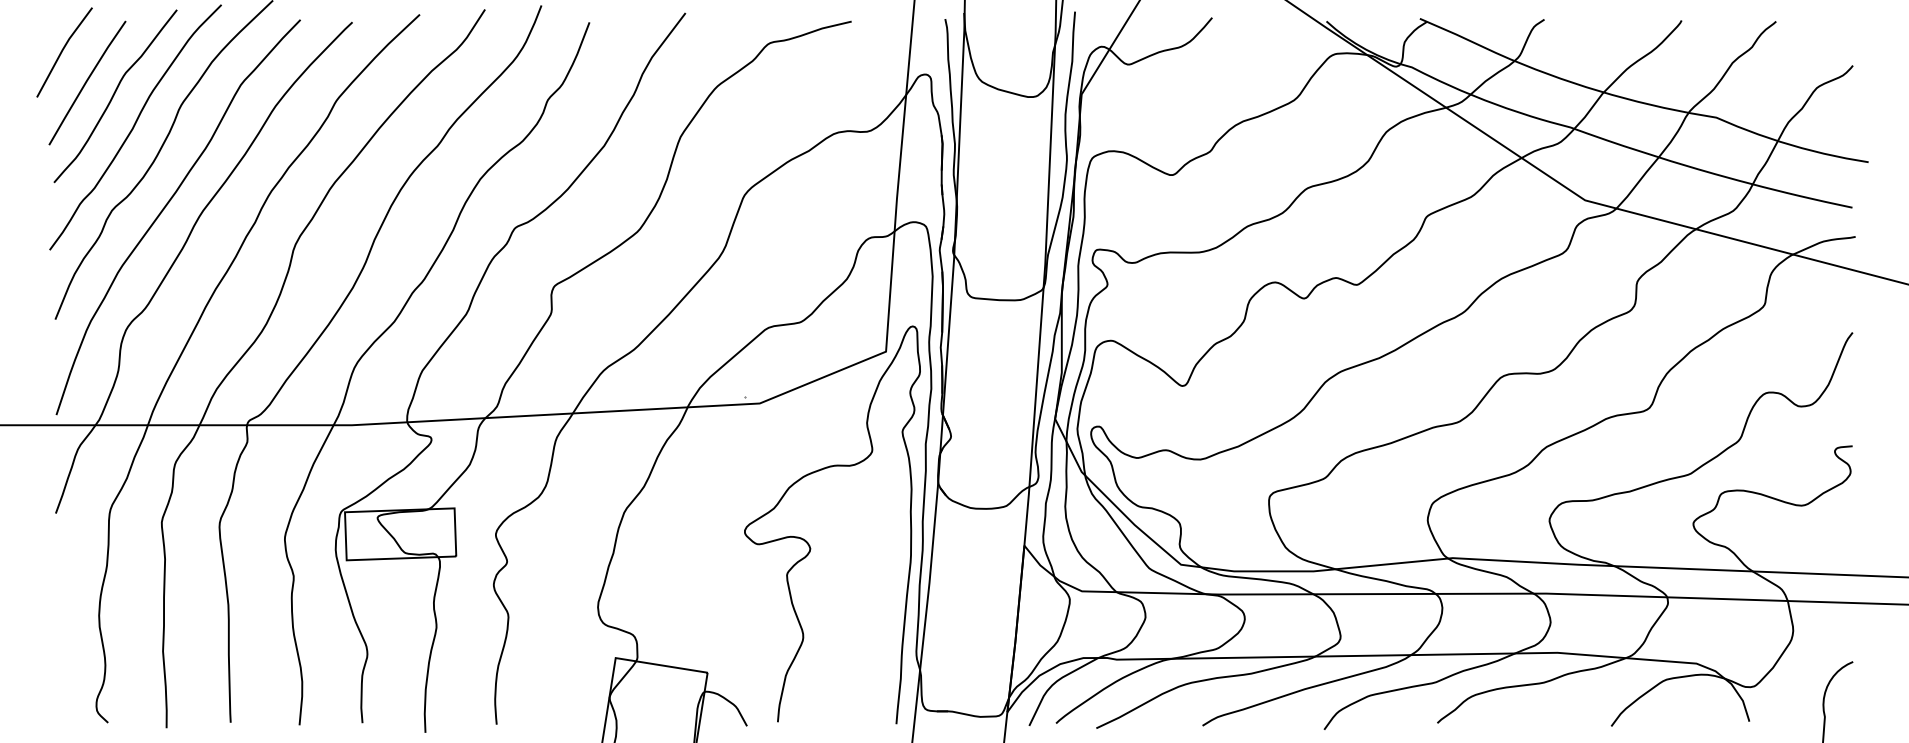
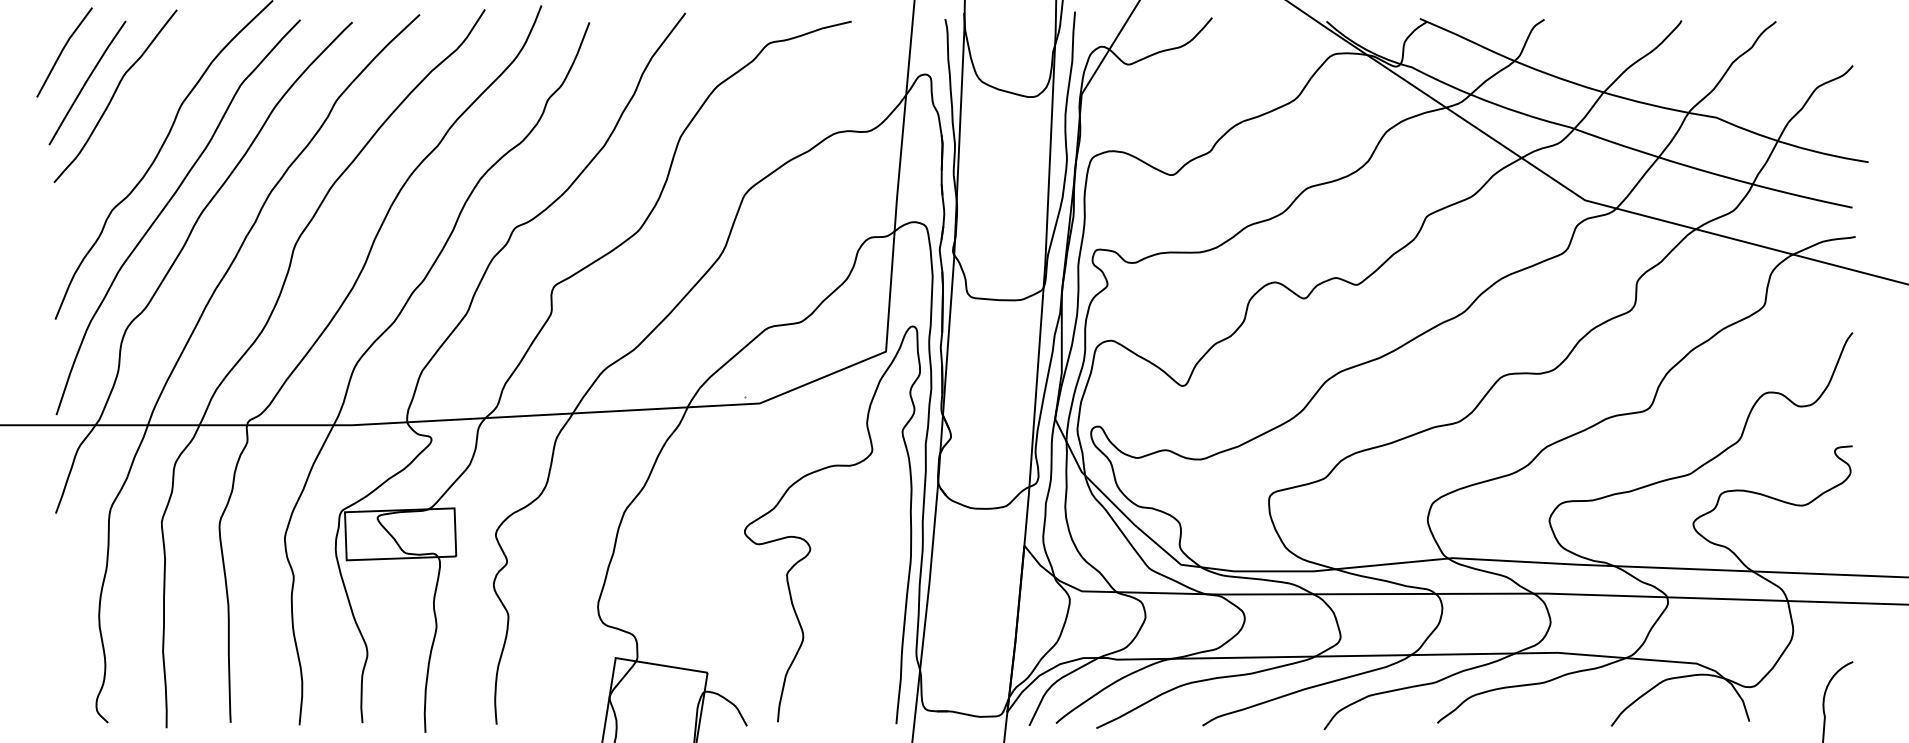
curve: present -> none (134, 127)
